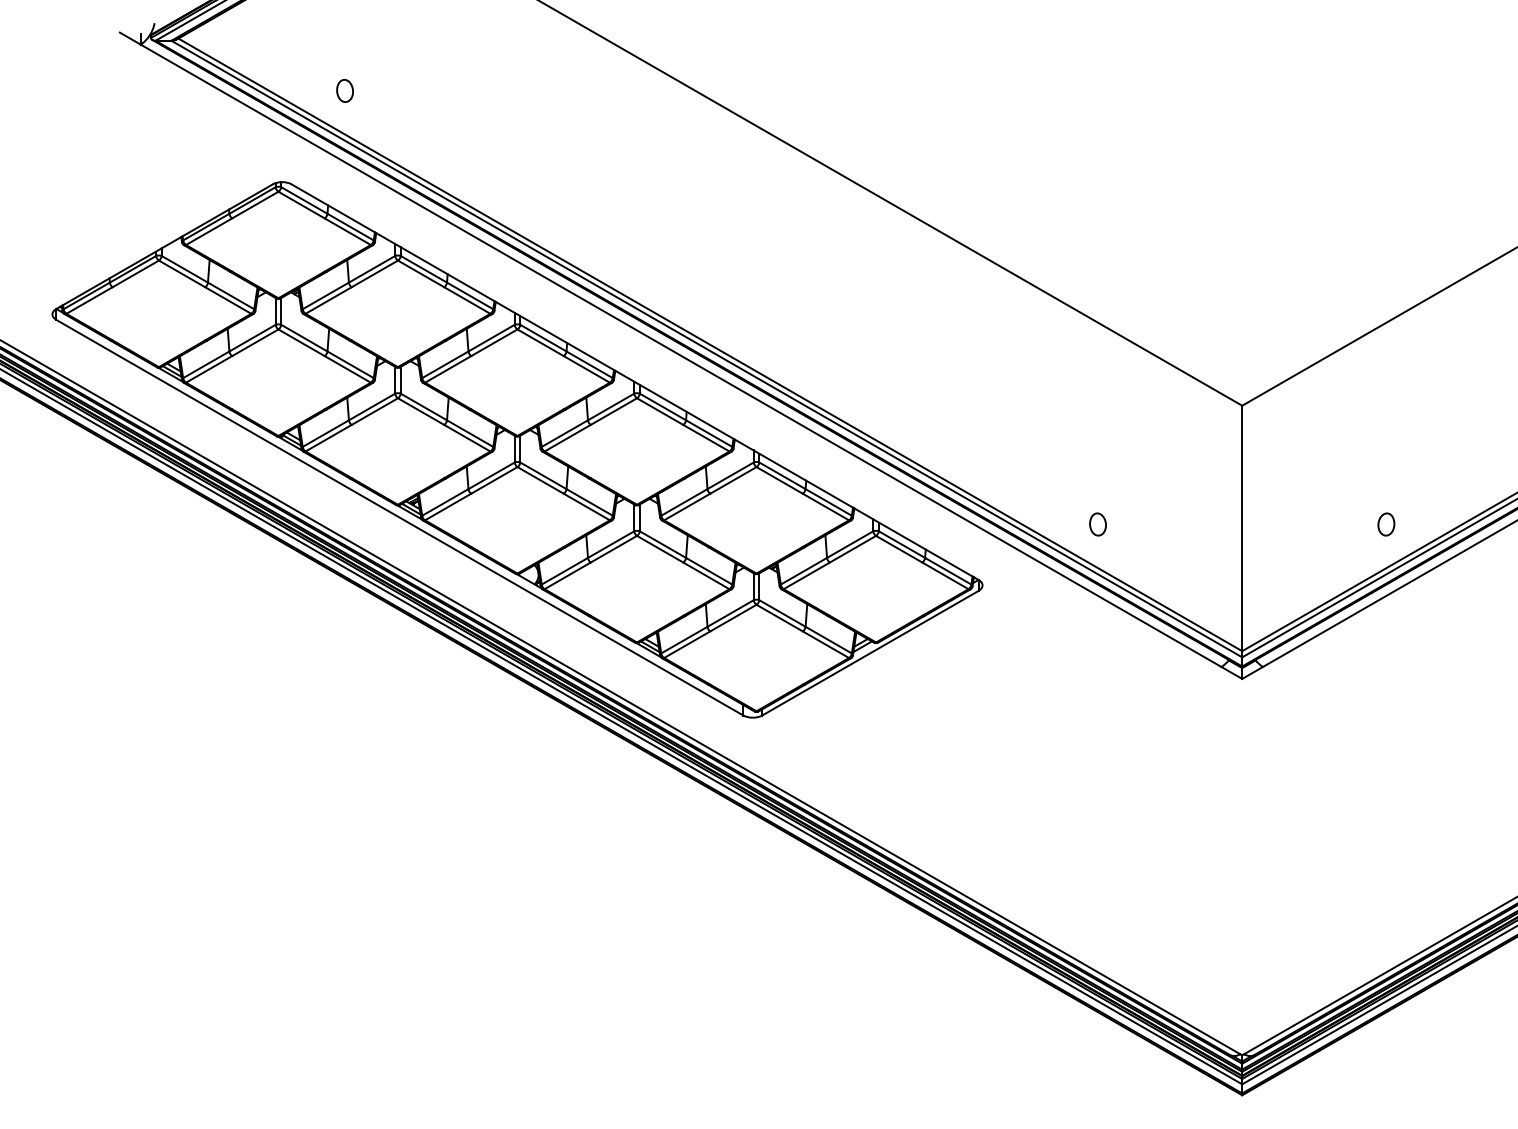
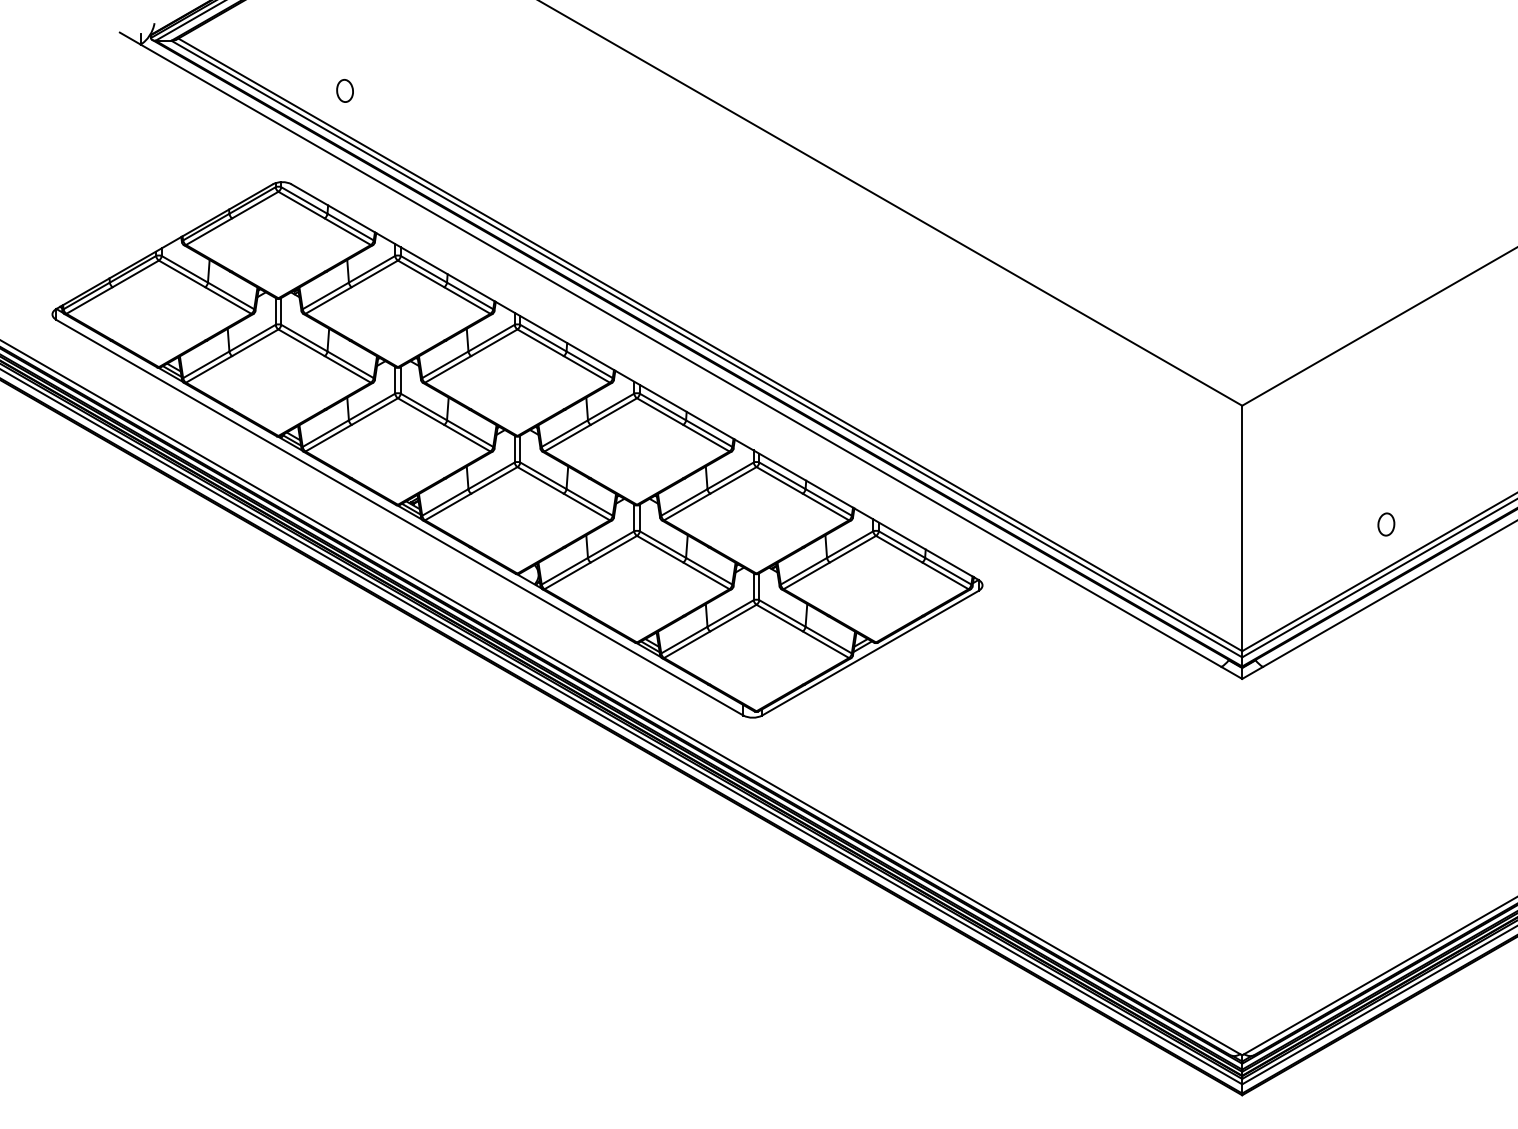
part: present -> none (1097, 524)
